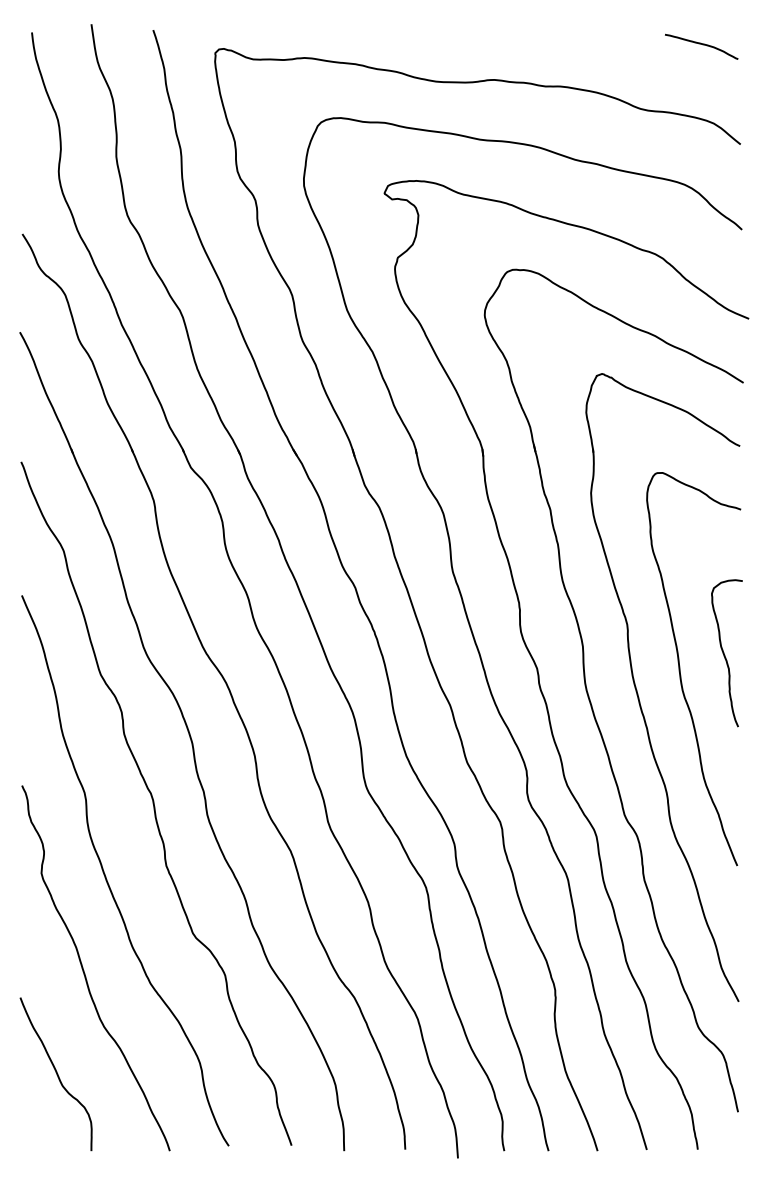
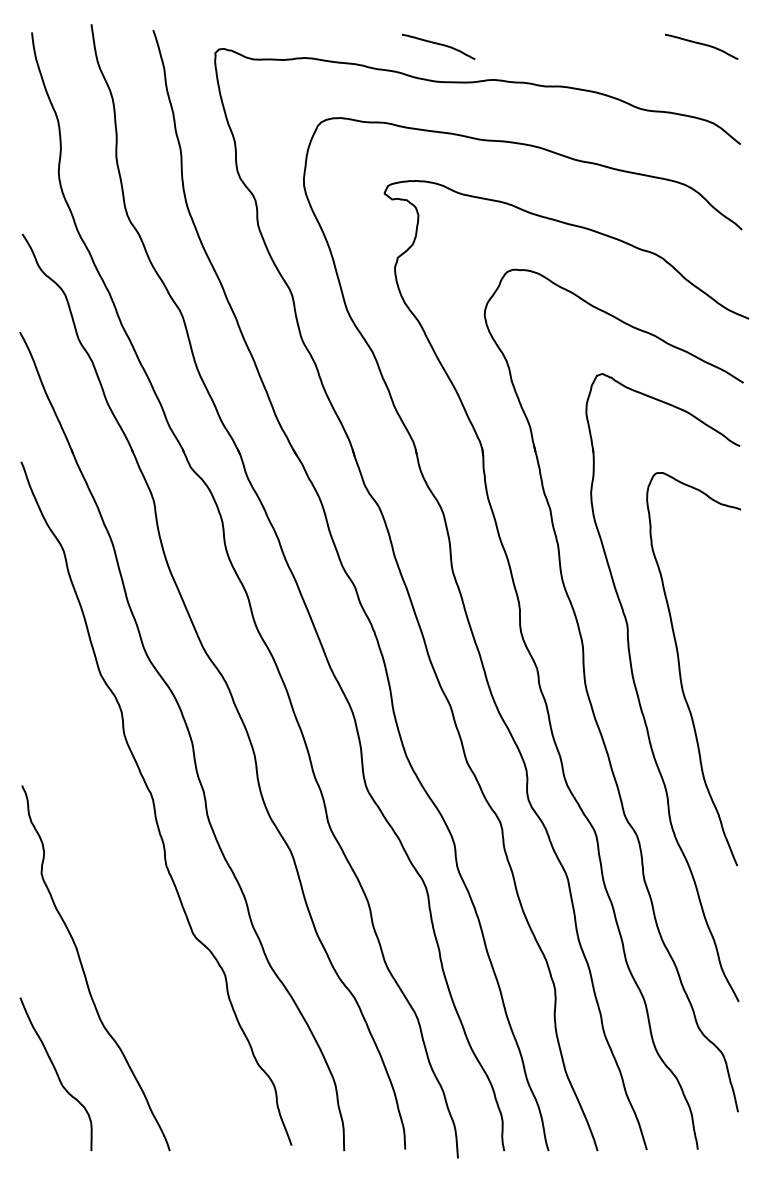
curve: none -> present (439, 45)
curve: present -> none (724, 653)
curve: present -> none (106, 876)
